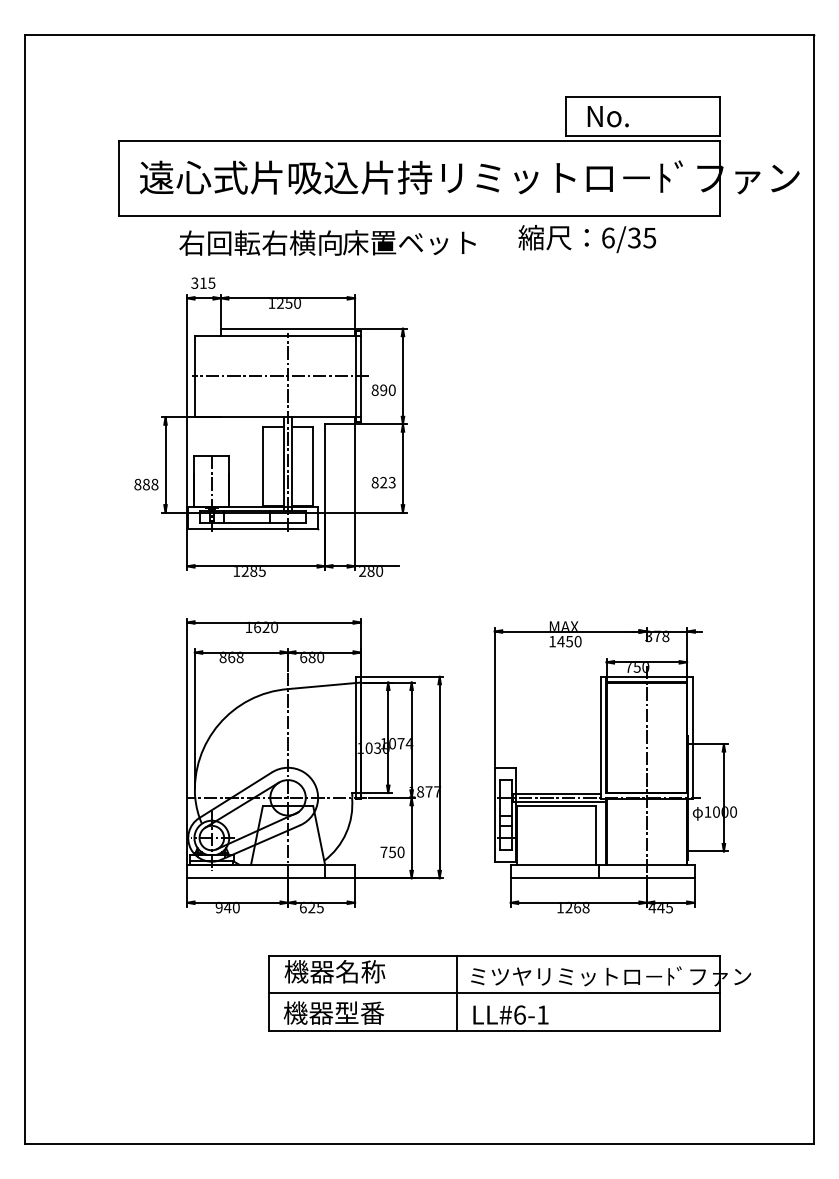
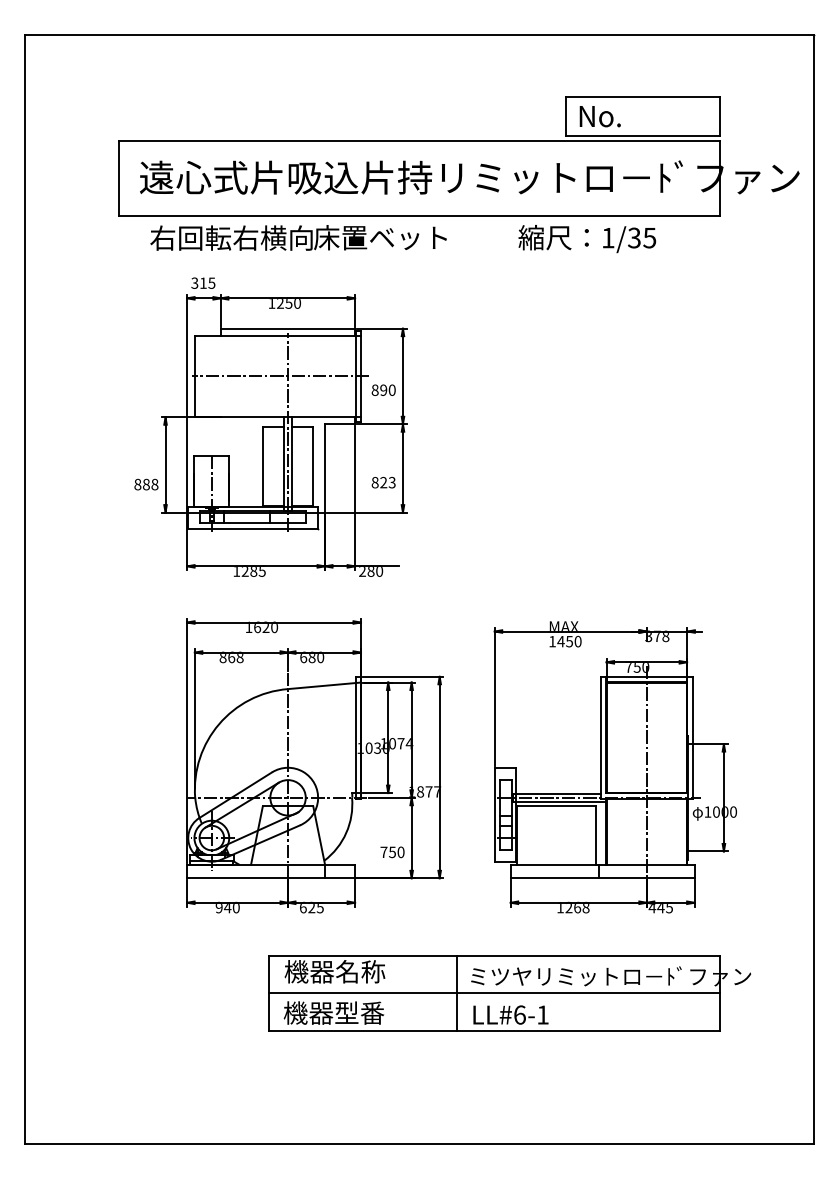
text position: (607, 116) -> (599, 116) (599, 116)
text: 6/35 -> 1/35 (608, 237)
text position: (327, 242) -> (298, 237) (298, 237)
